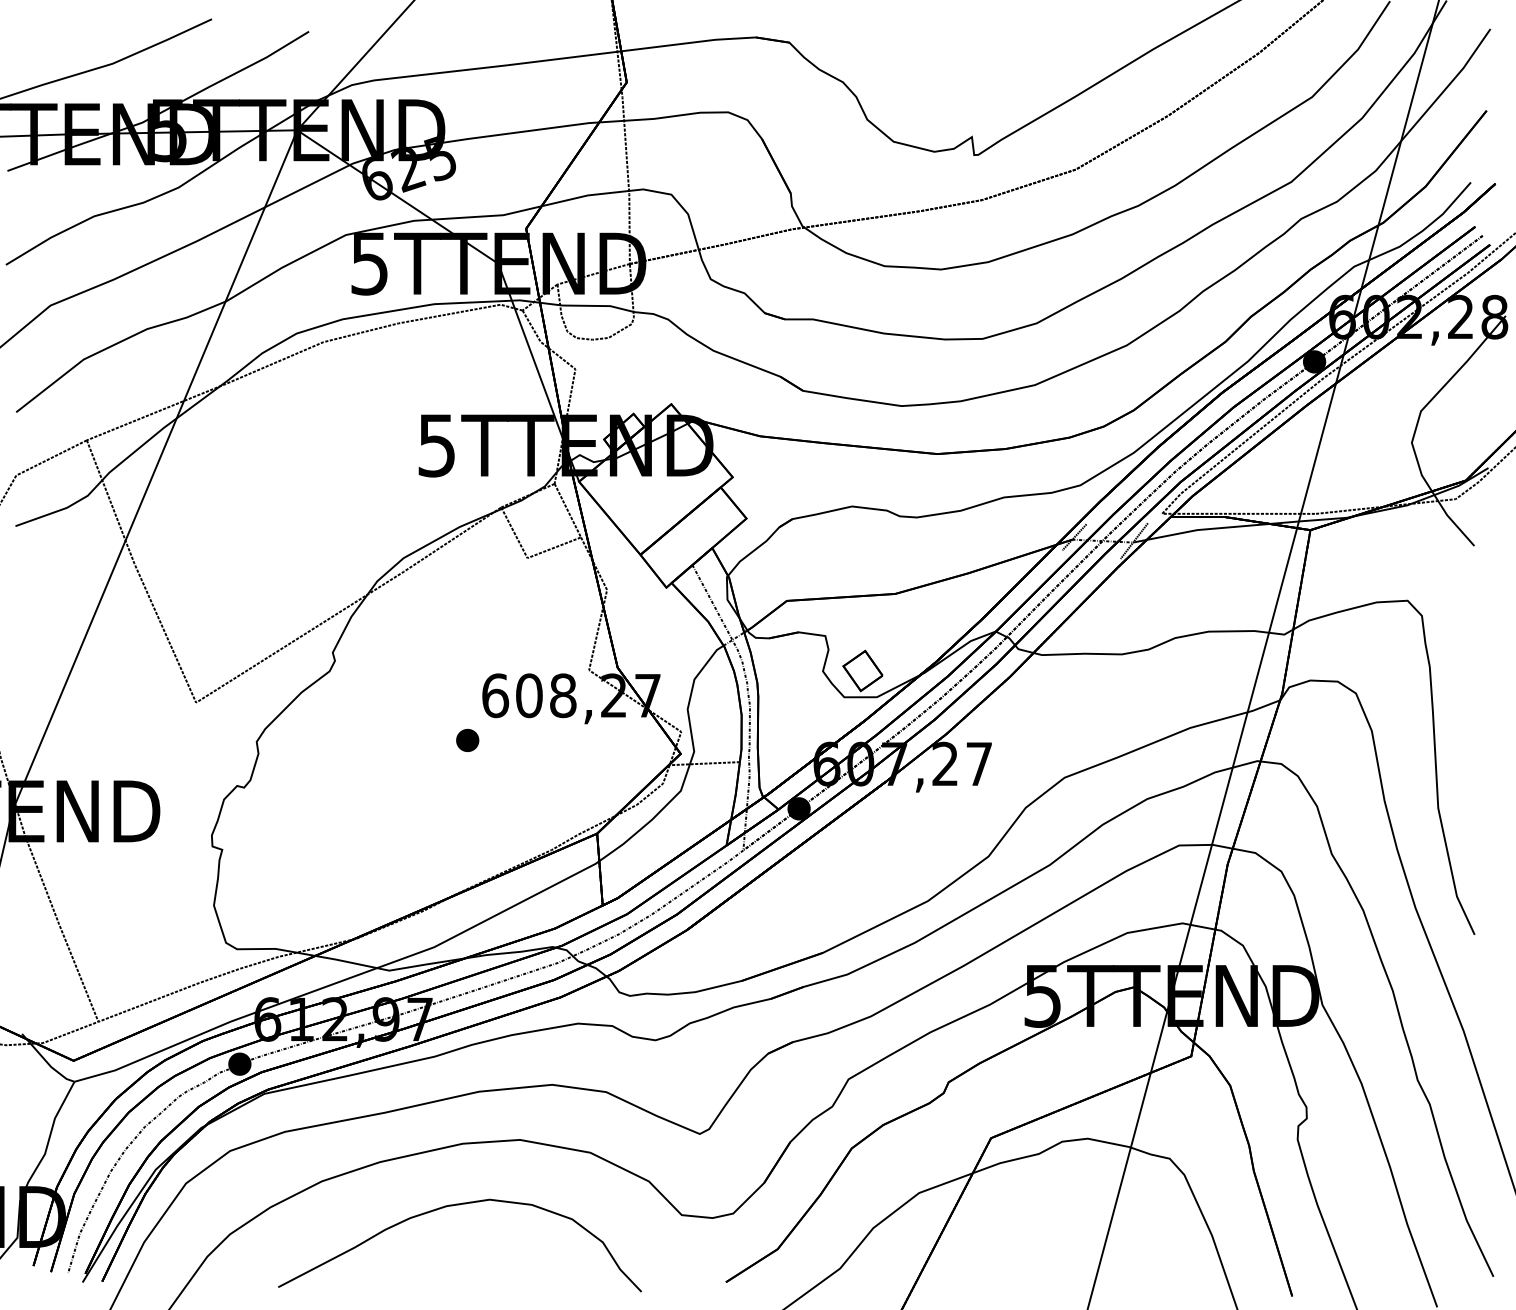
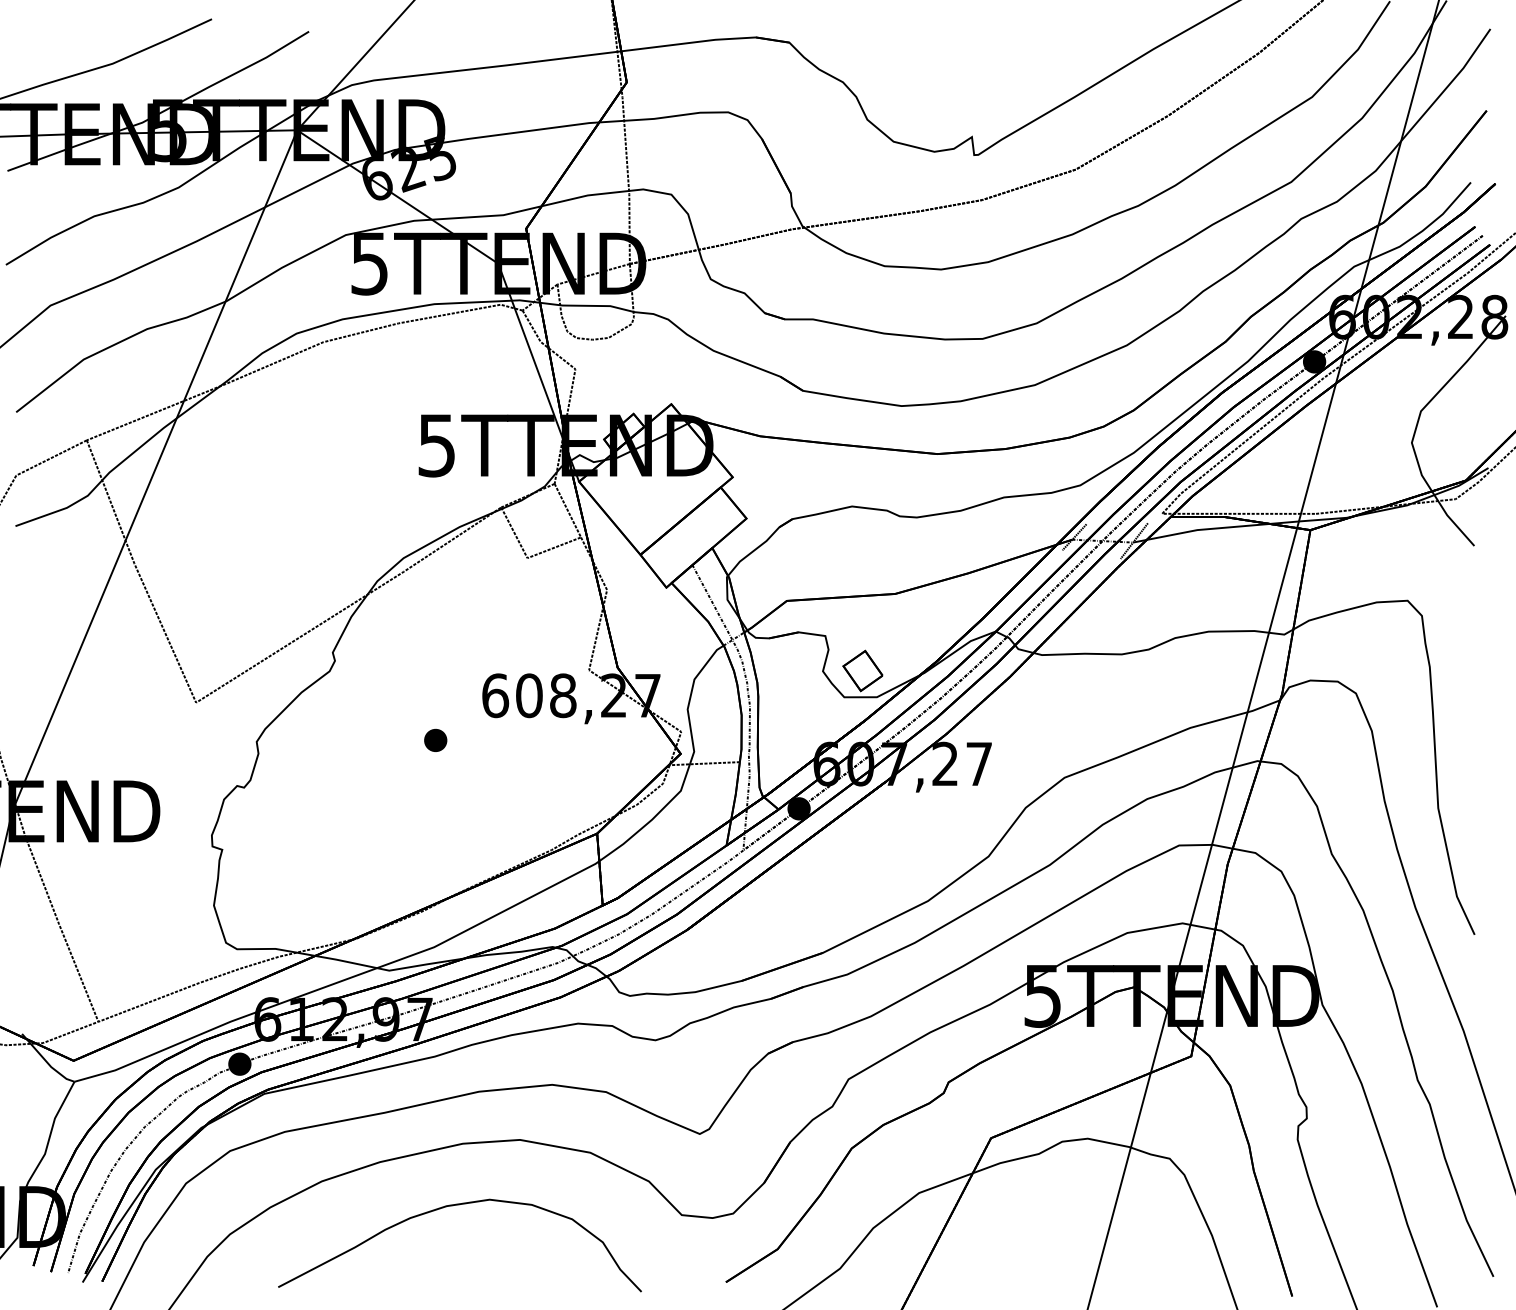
part position: (467, 739) -> (435, 739) (435, 739)
